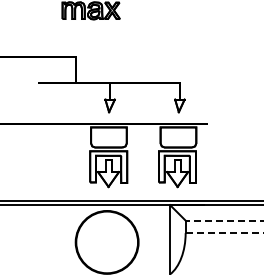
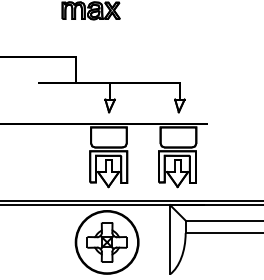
line: dashed -> solid (224, 220)
line: dashed -> solid (224, 233)
part: none -> present (106, 242)
